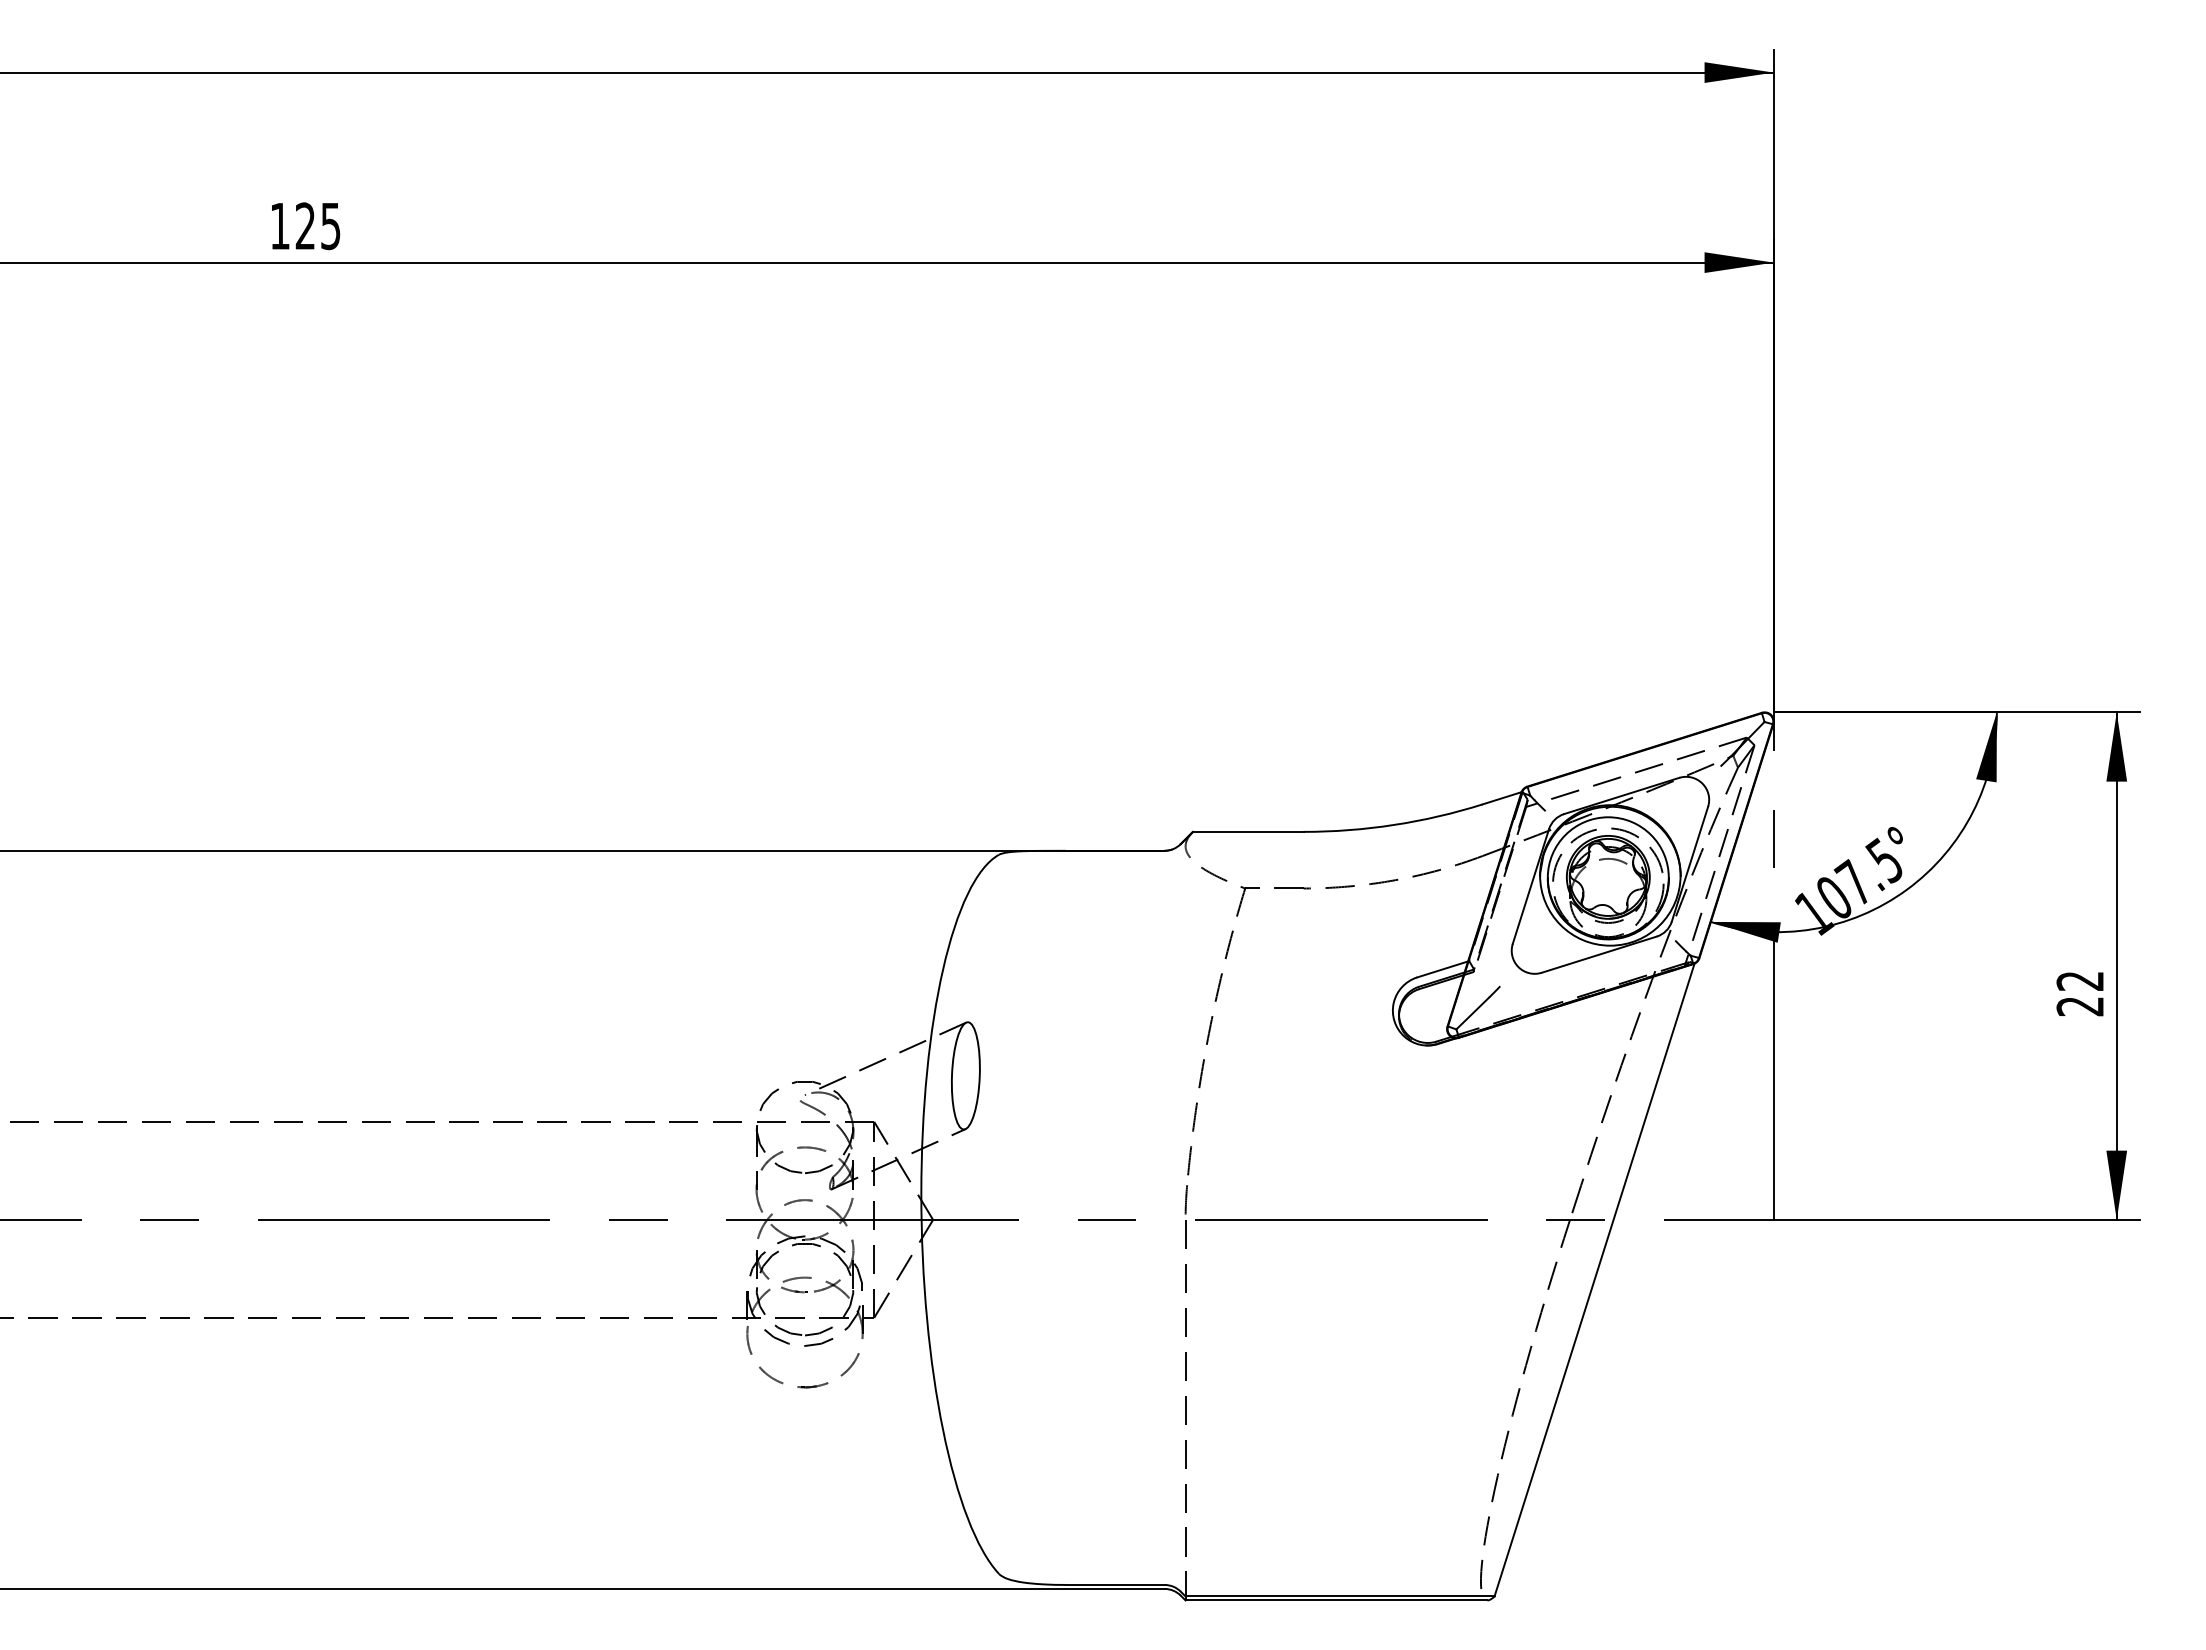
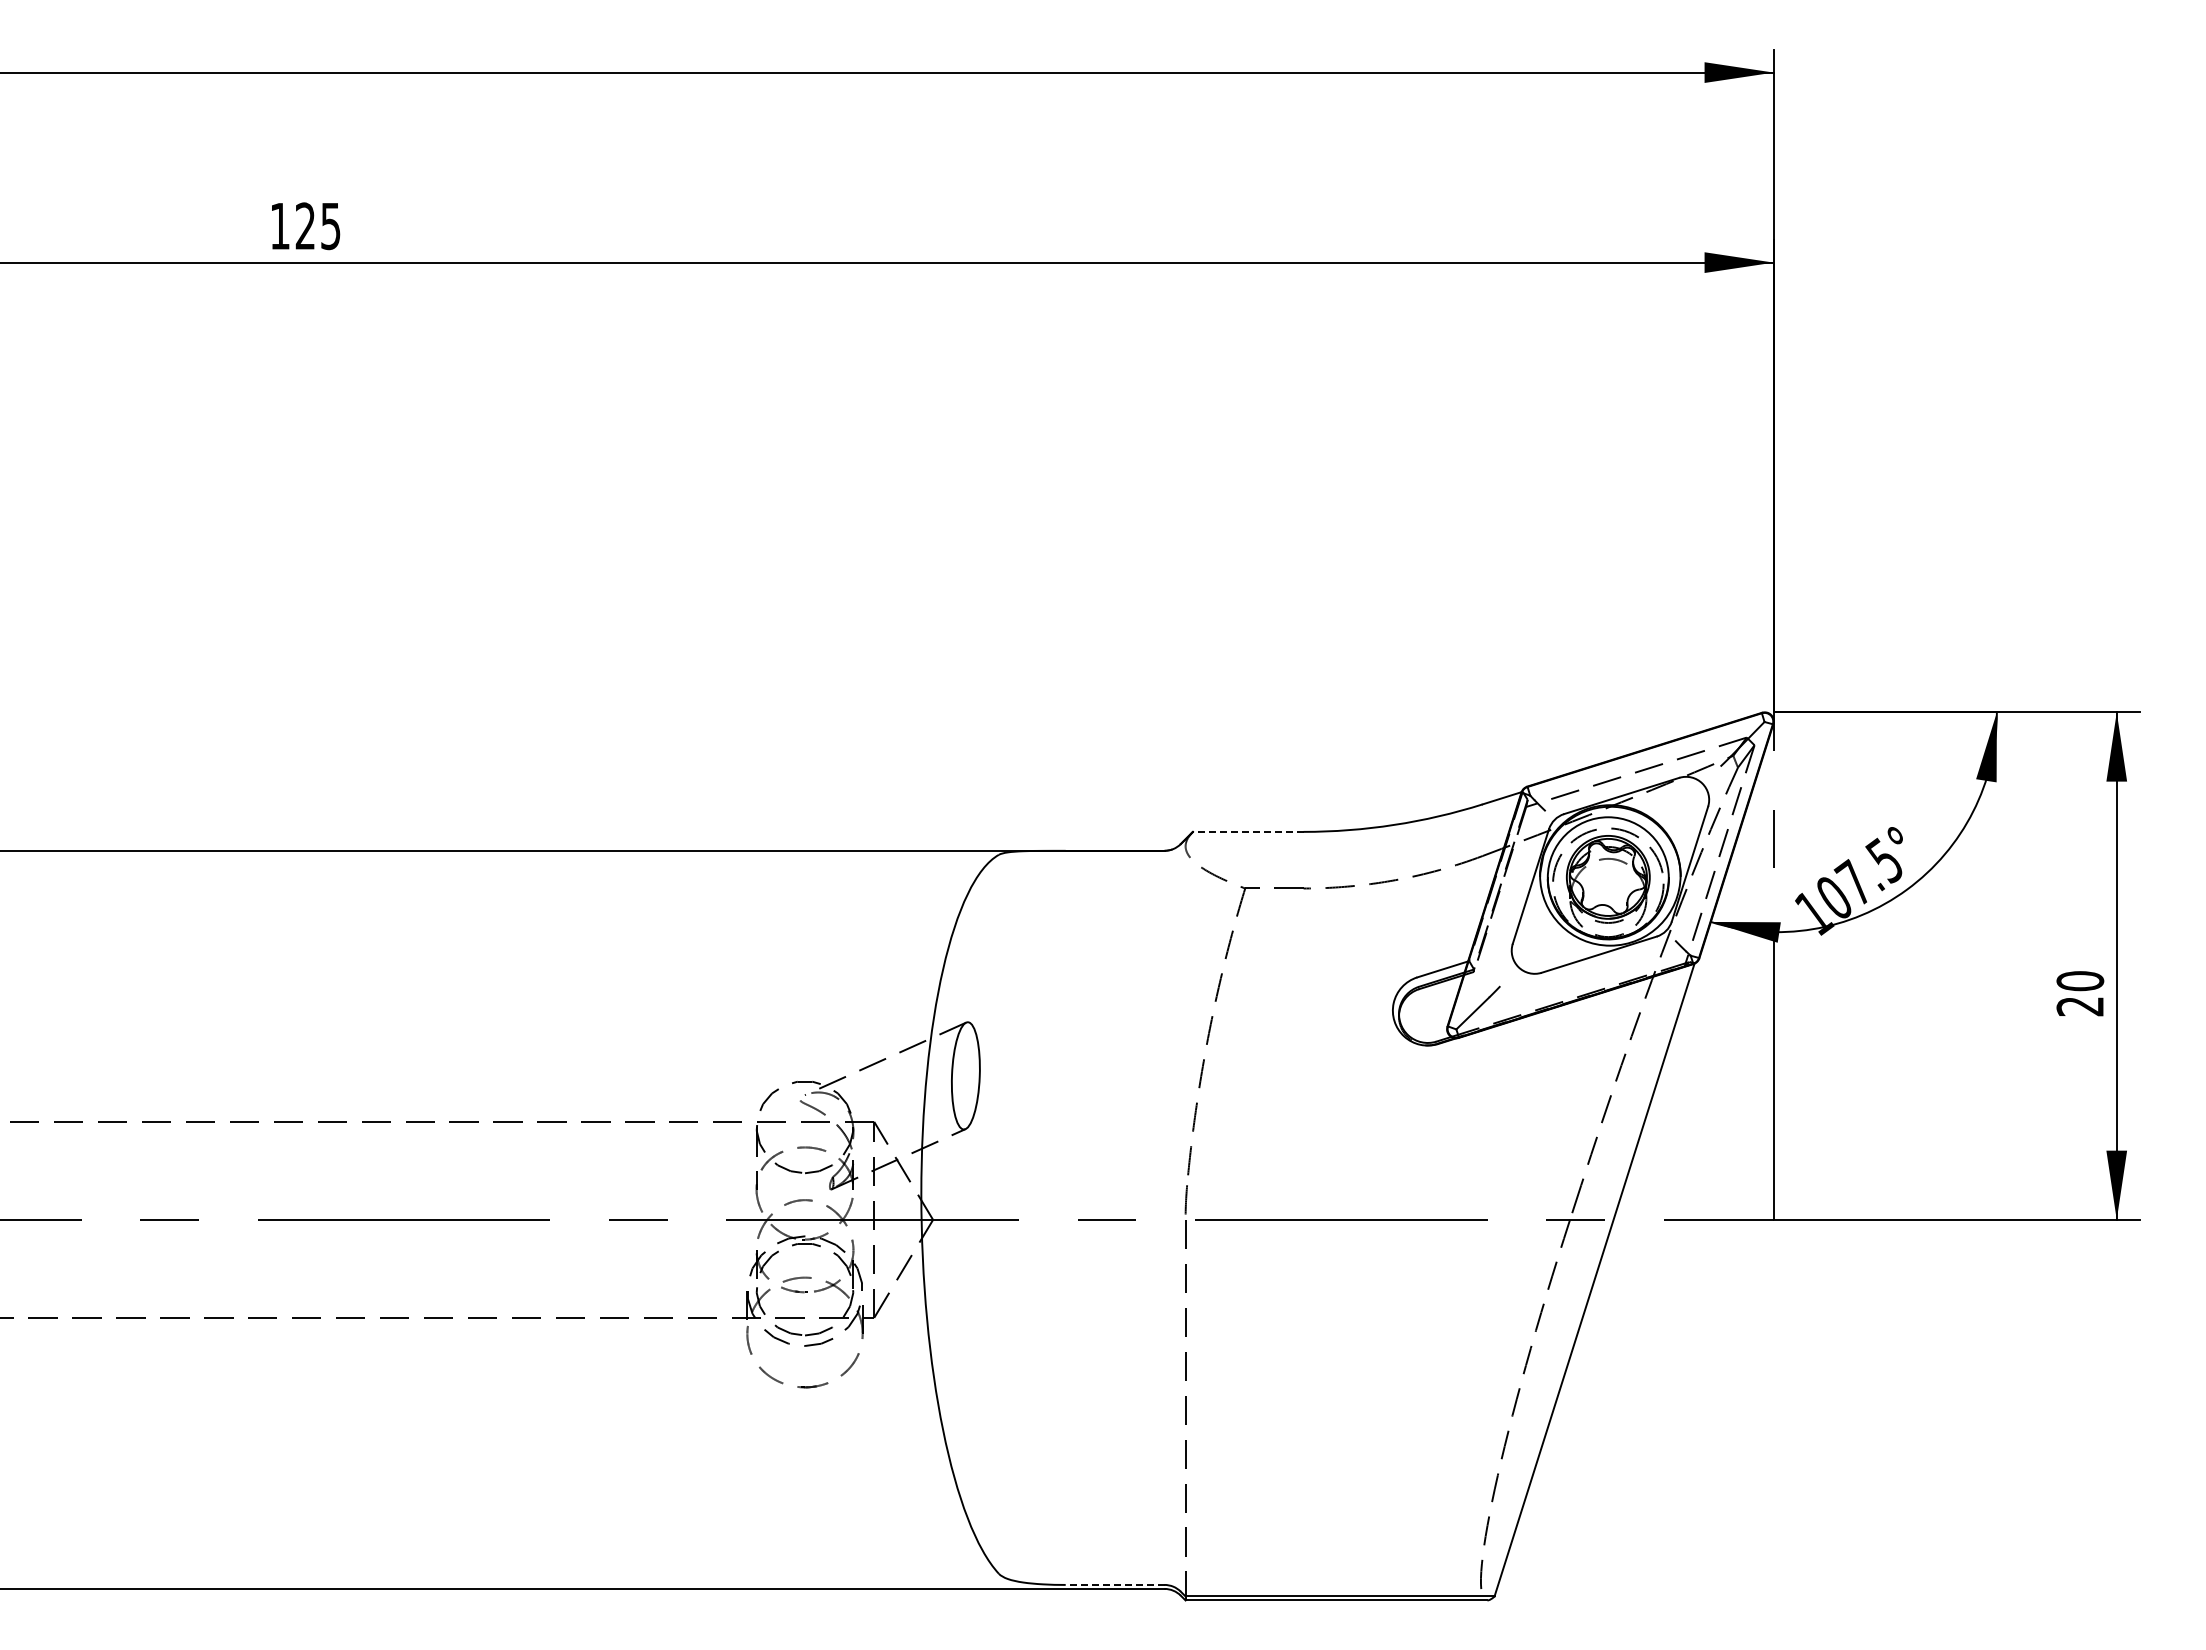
line: solid -> dashed (1247, 831)
text: 22 -> 20 (2080, 981)
line: solid -> dashed (1114, 1584)
